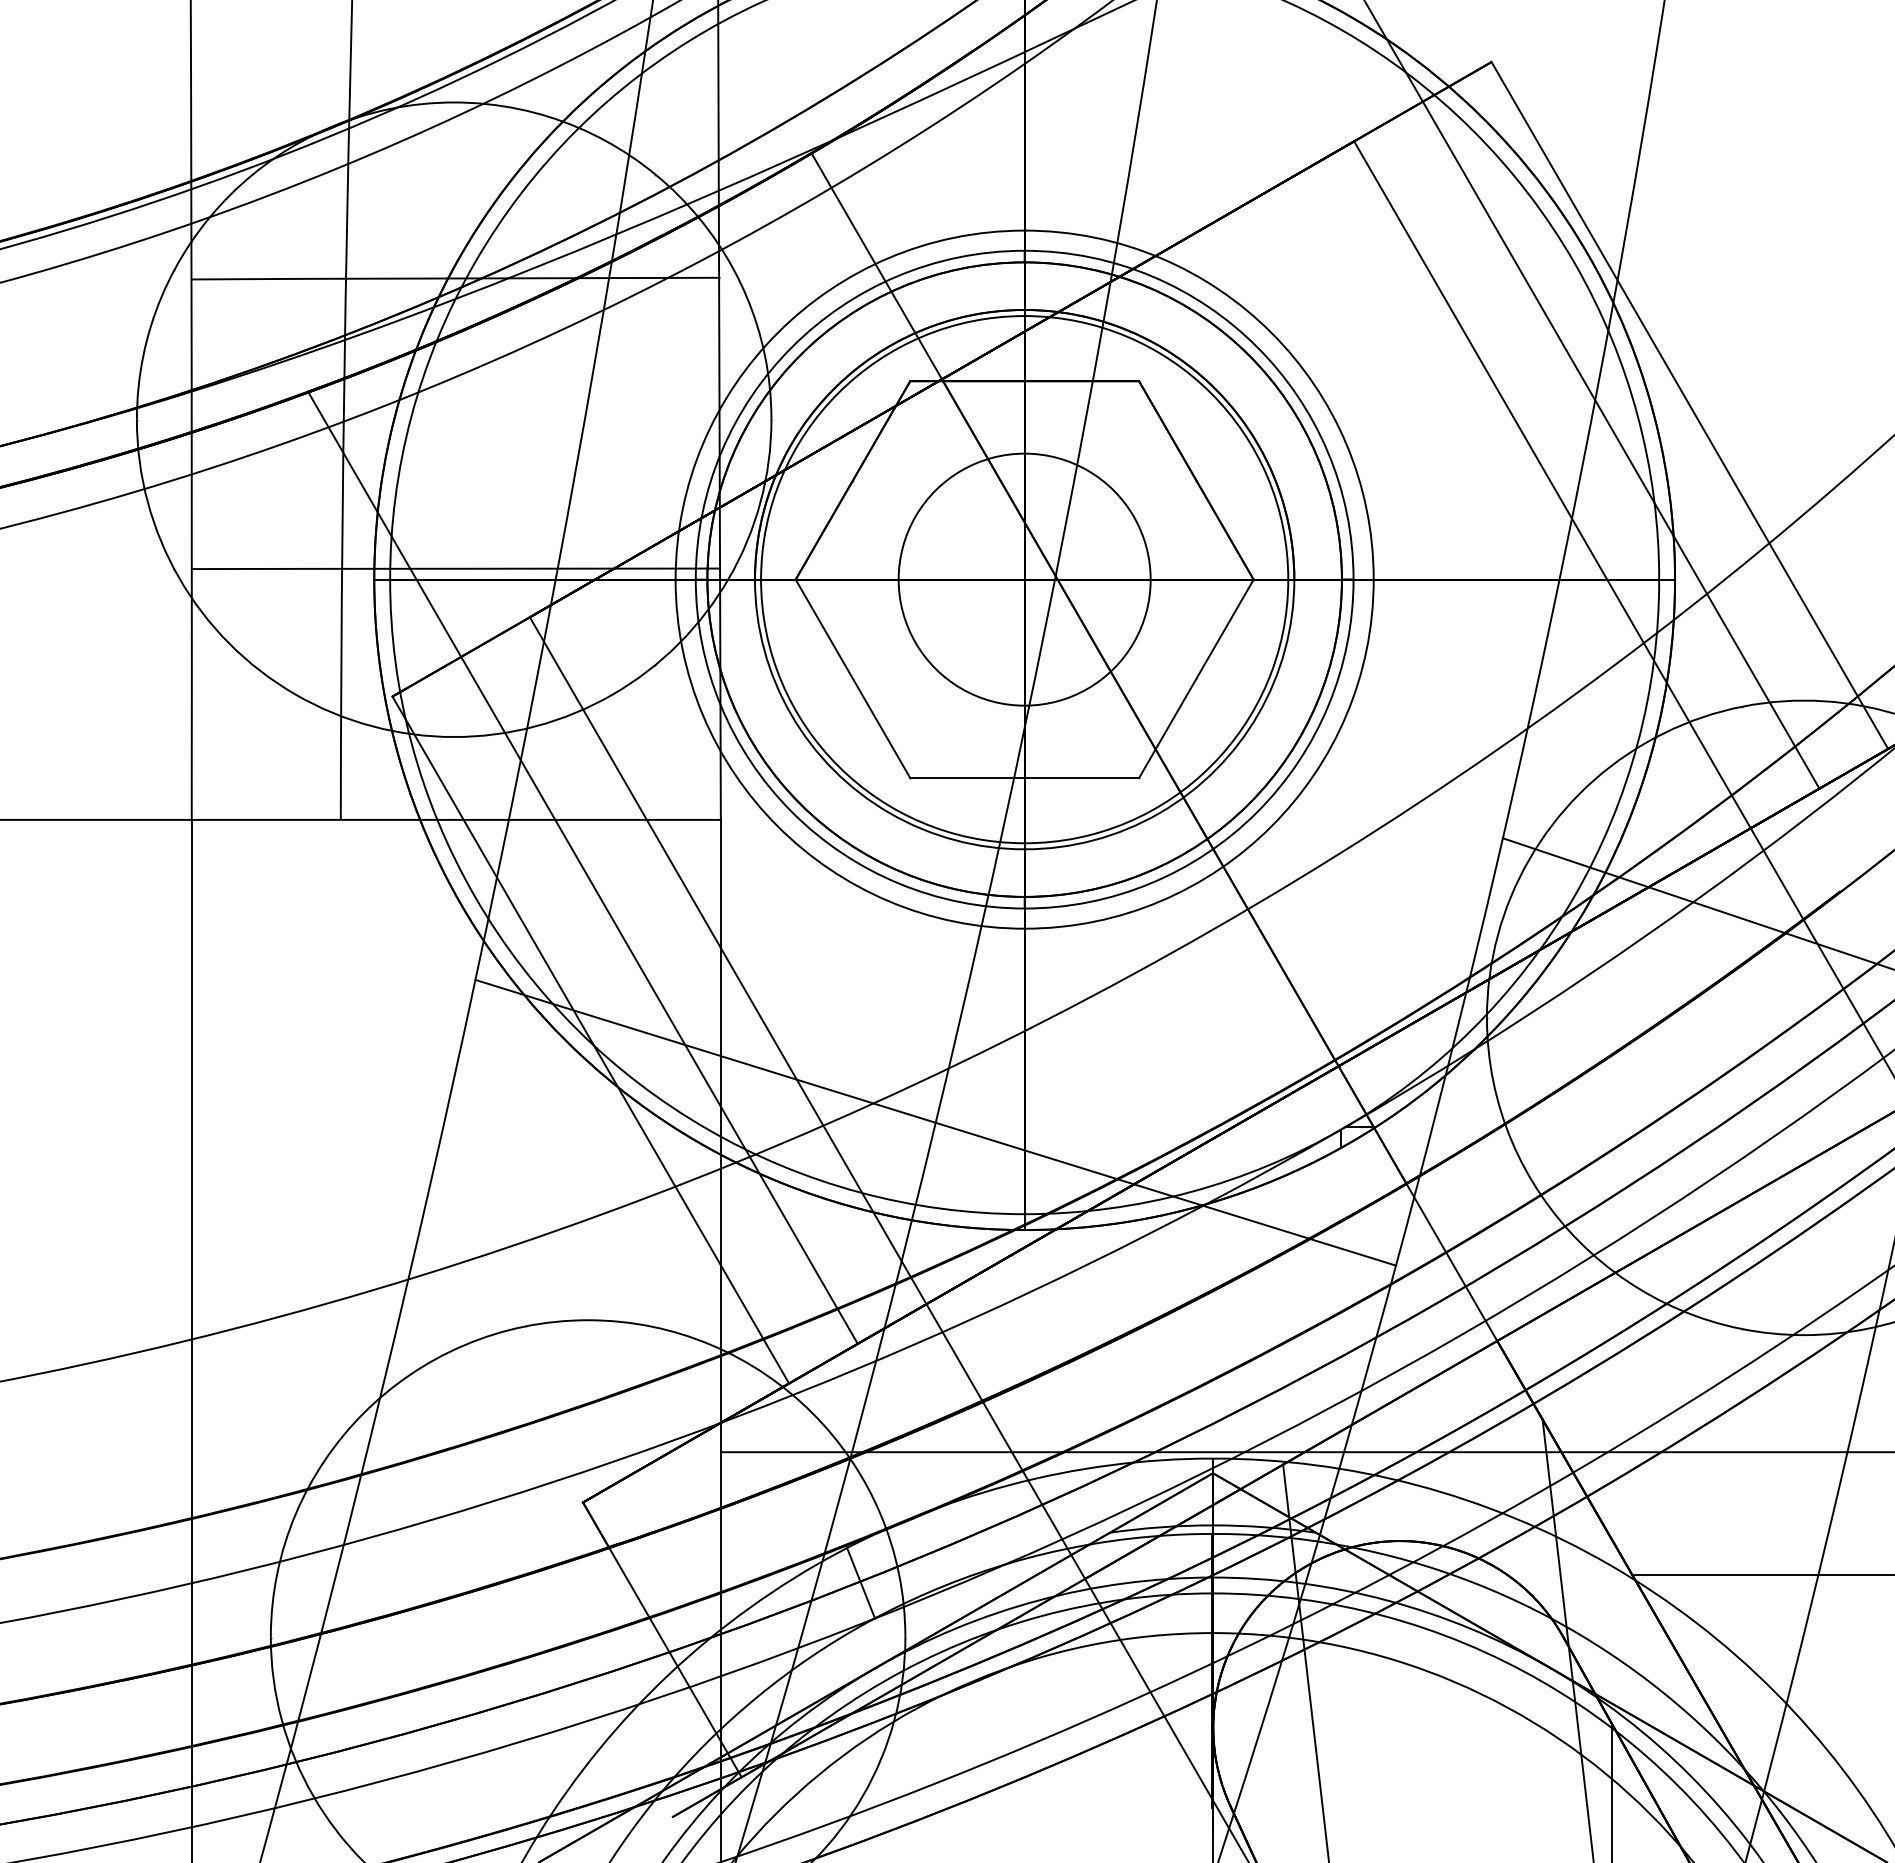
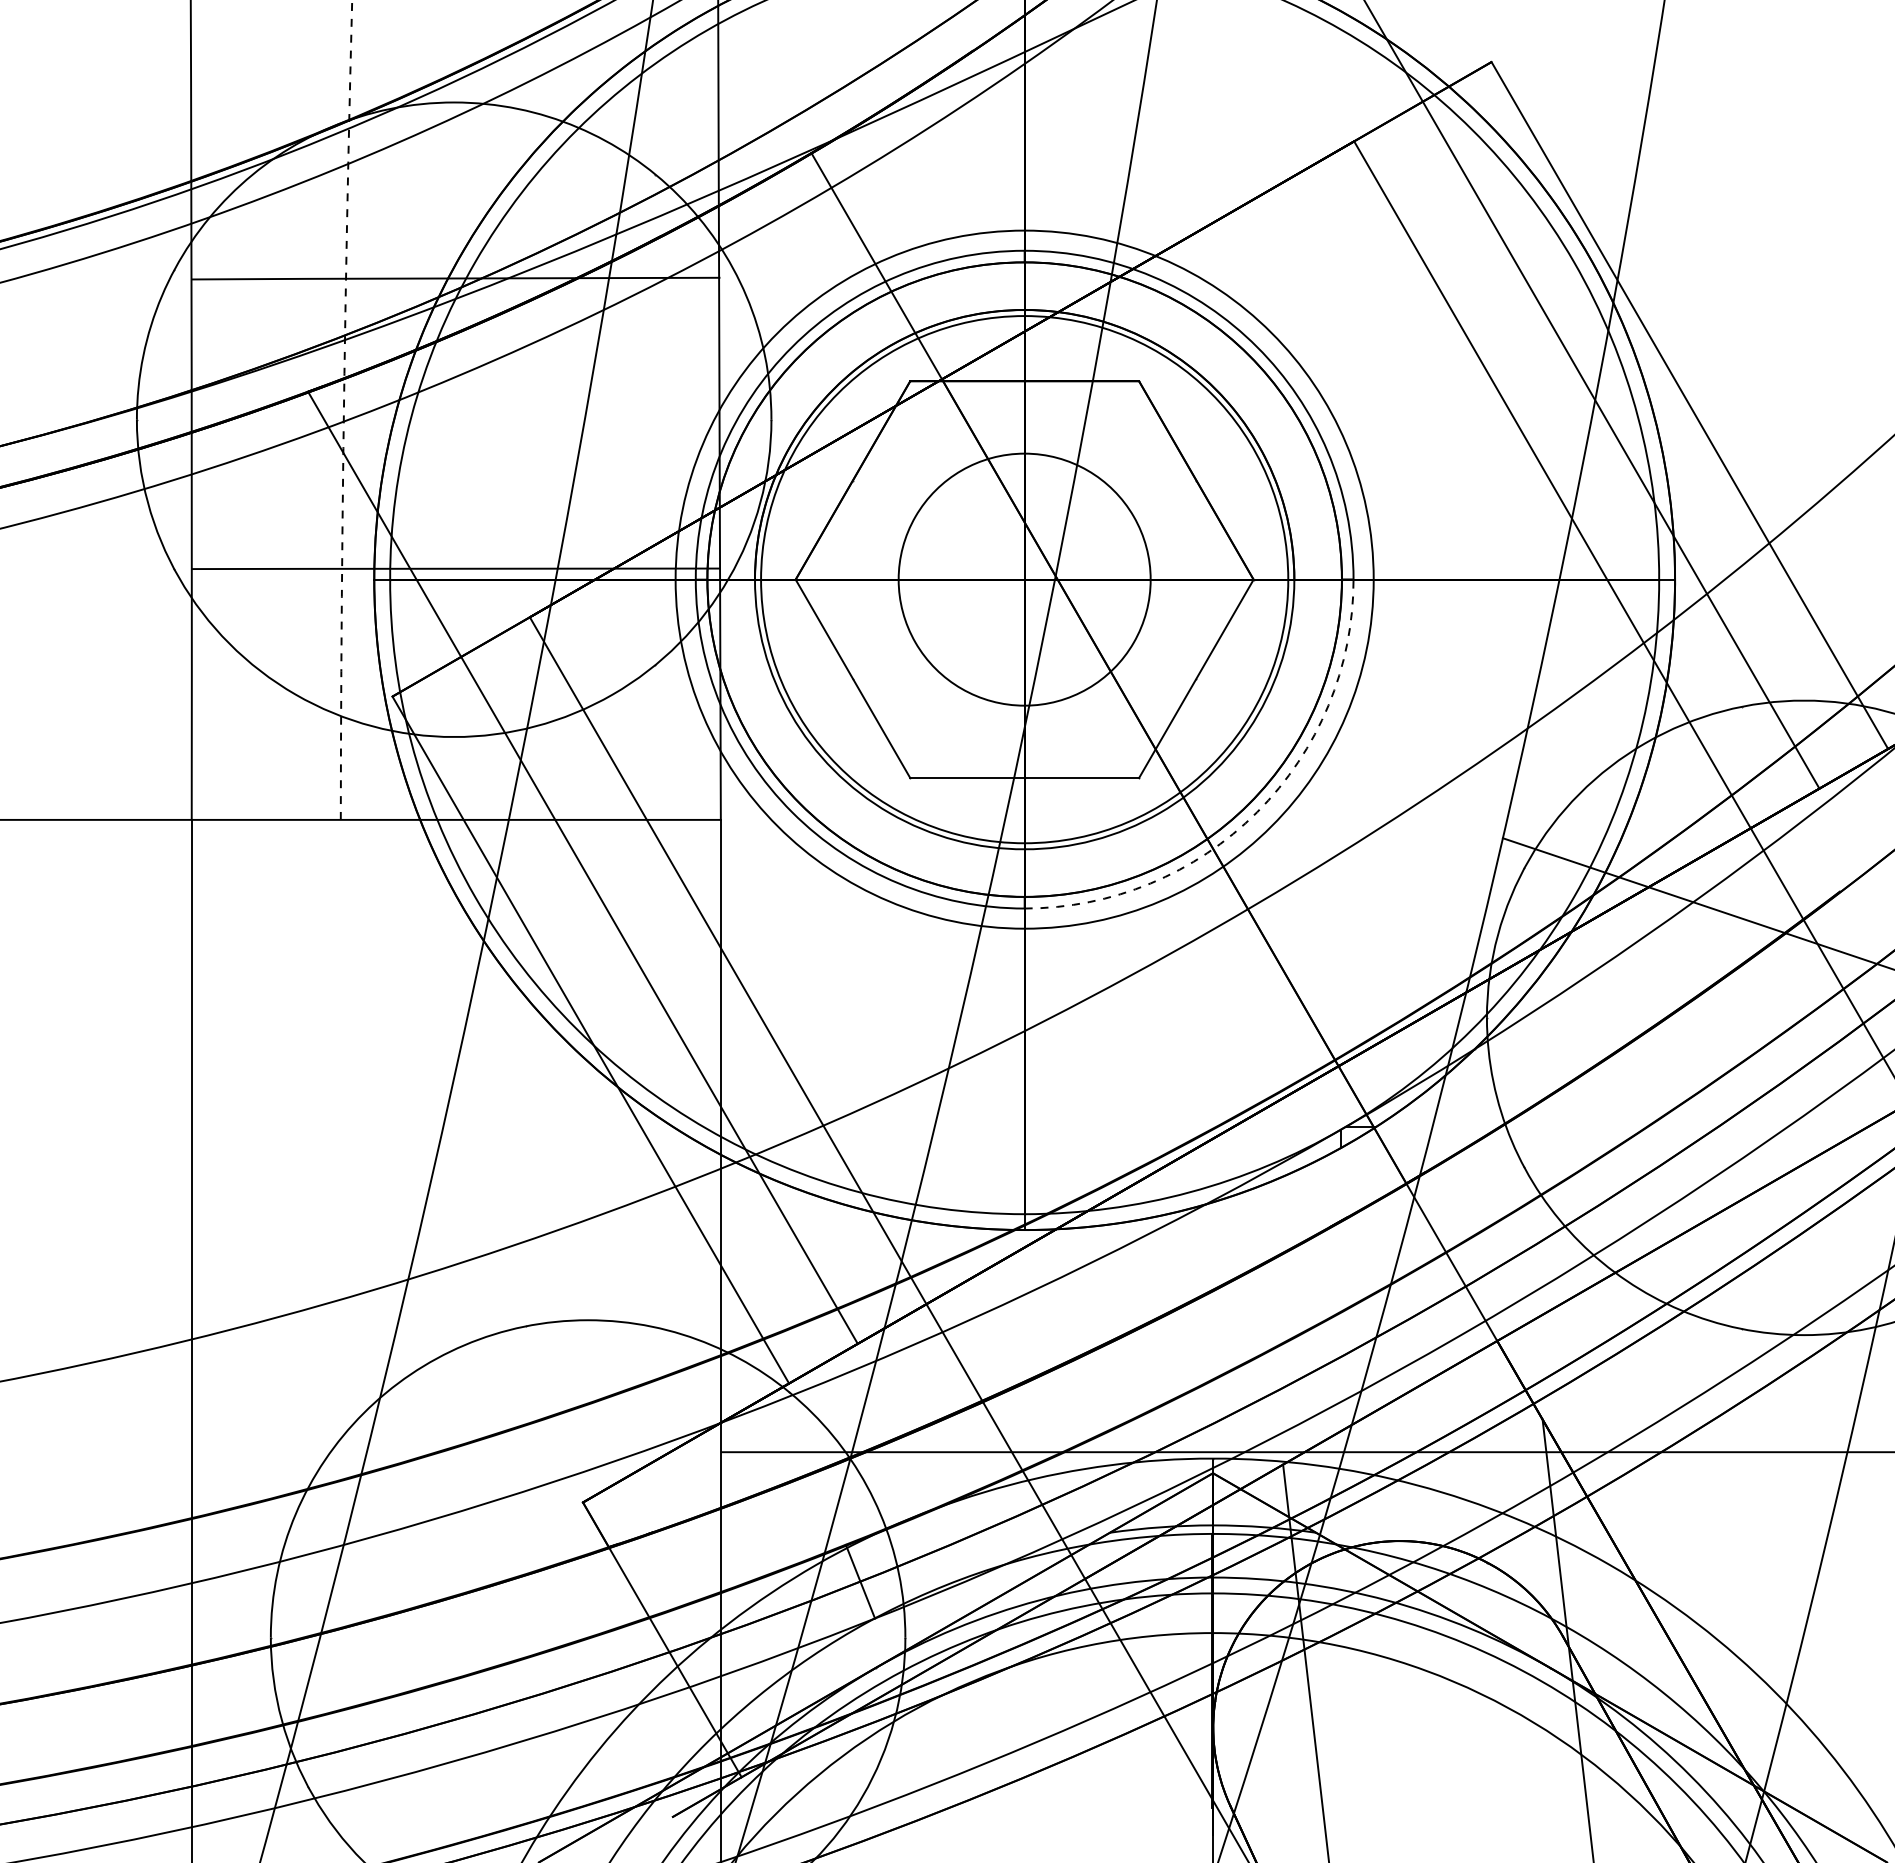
arc: solid -> dashed (343, 409)
arc: solid -> dashed (1257, 812)
line: present -> none (935, 1122)
line: present -> none (1761, 1575)
line: present -> none (1612, 1791)
